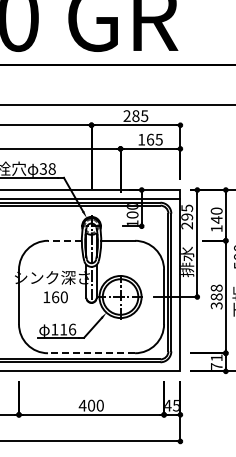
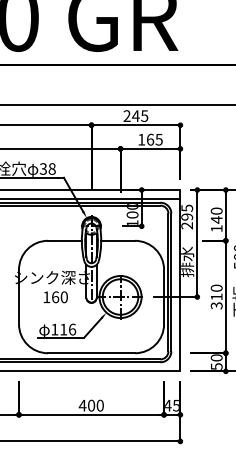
text: 285 -> 245 (135, 116)
line: dashed -> solid (64, 240)
text: 388 -> 310 (216, 292)
line: dashed -> solid (91, 353)
text: 71 -> 50 (216, 361)
